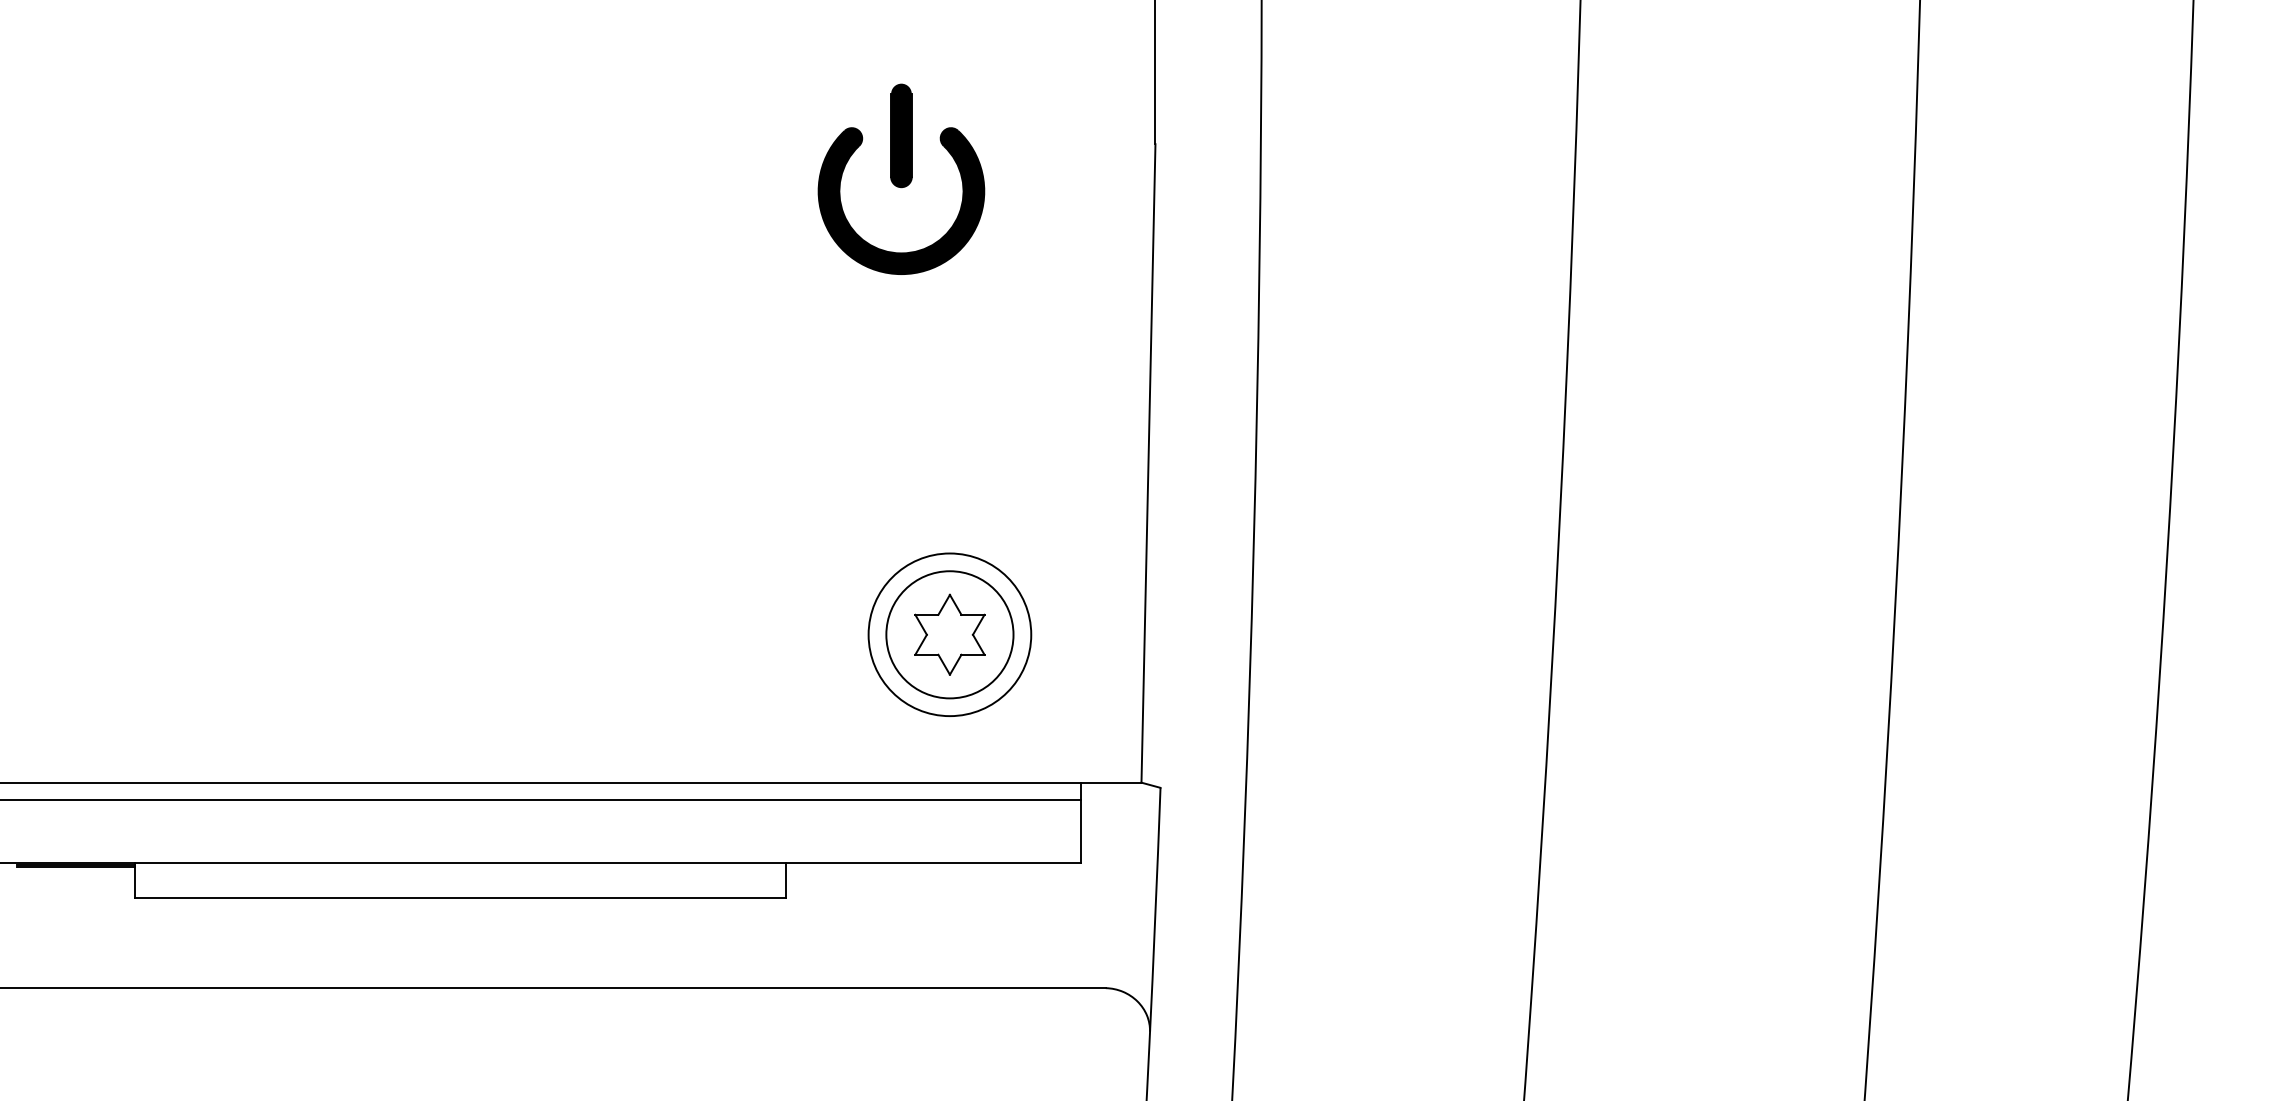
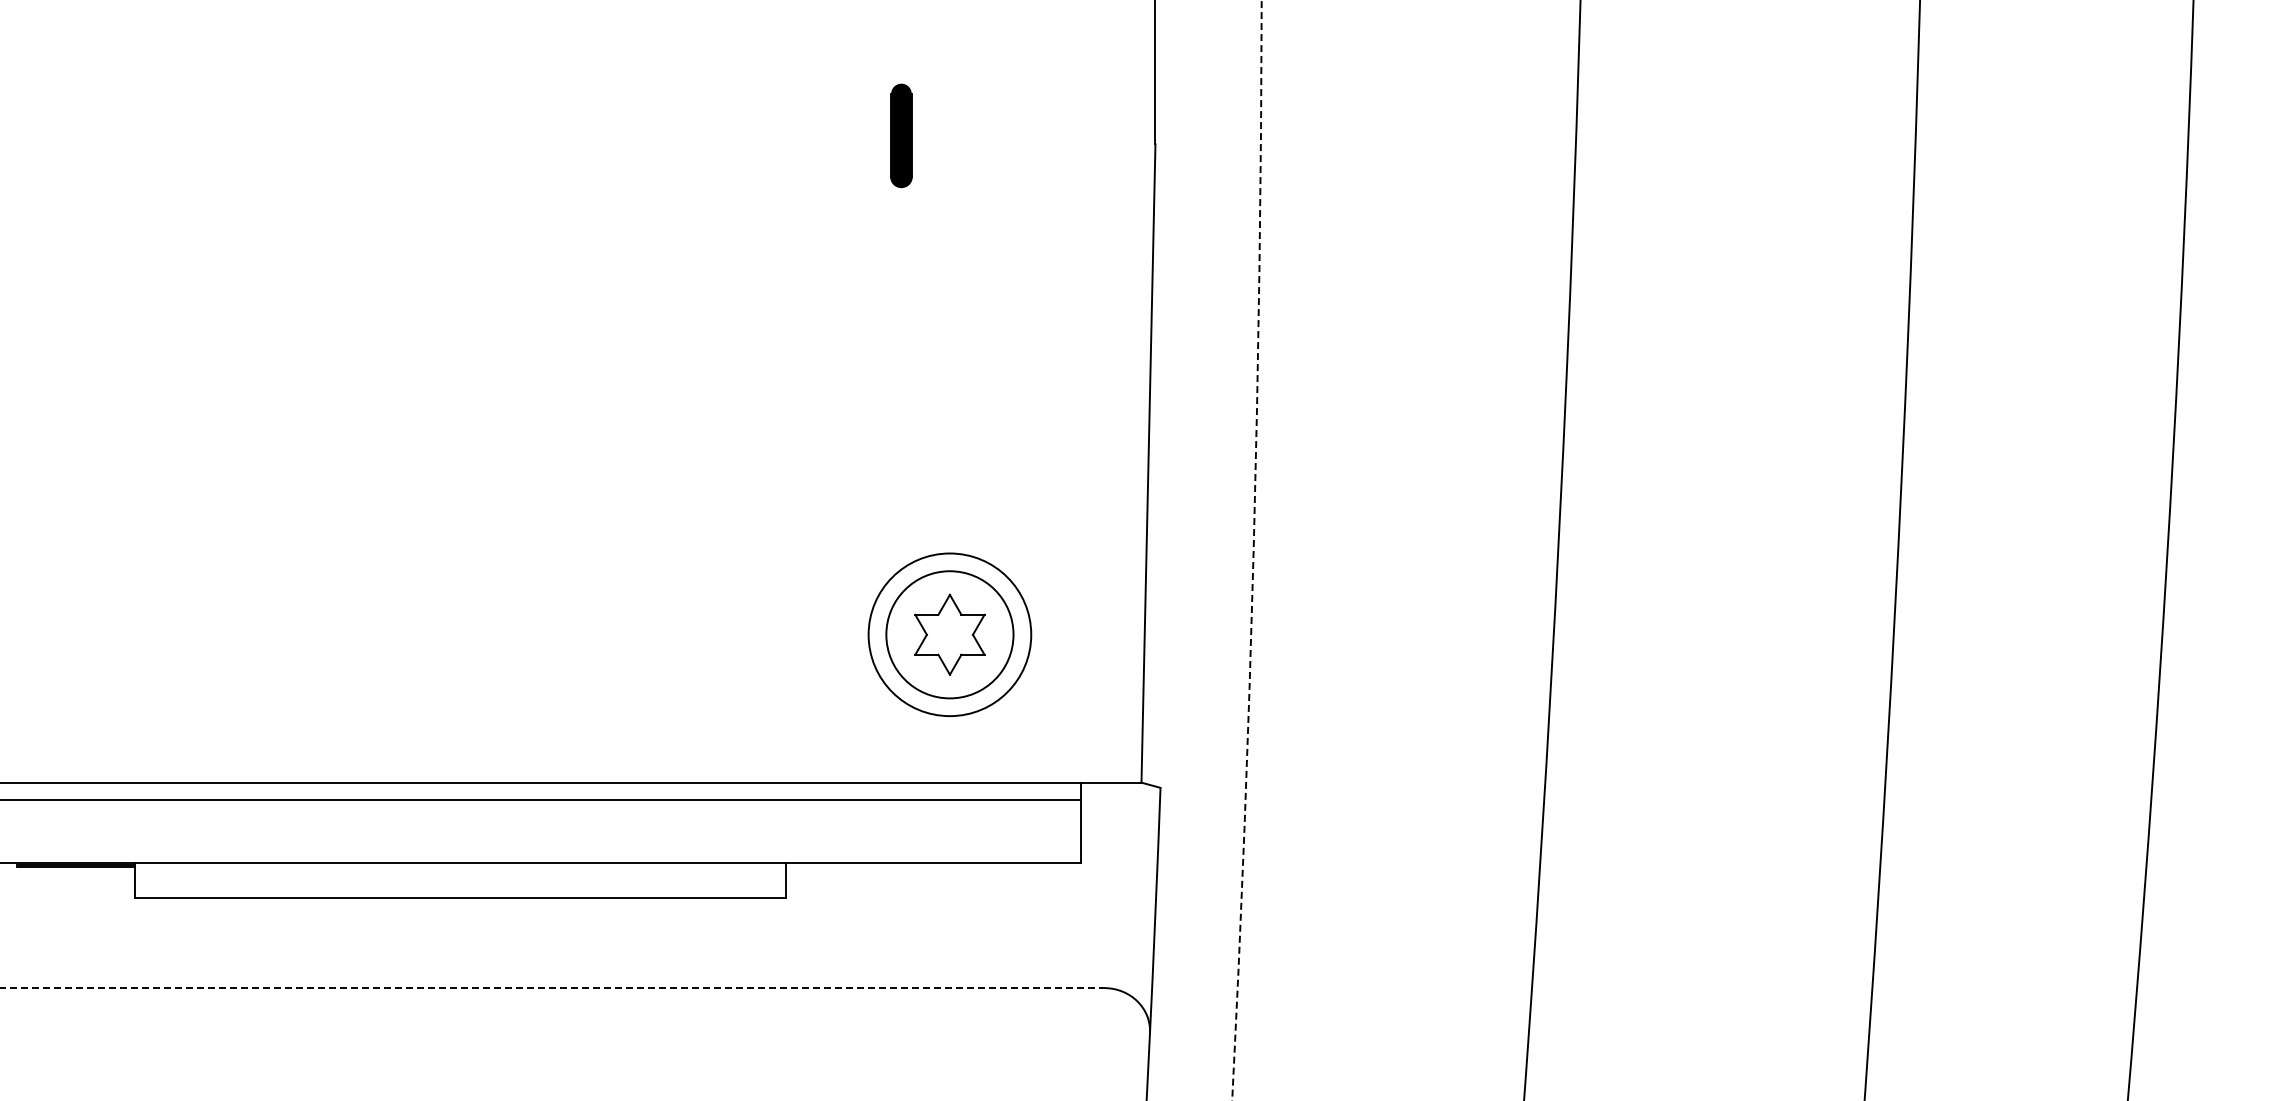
part: present -> none (893, 251)
arc: solid -> dashed (1253, 550)
line: solid -> dashed (552, 988)
